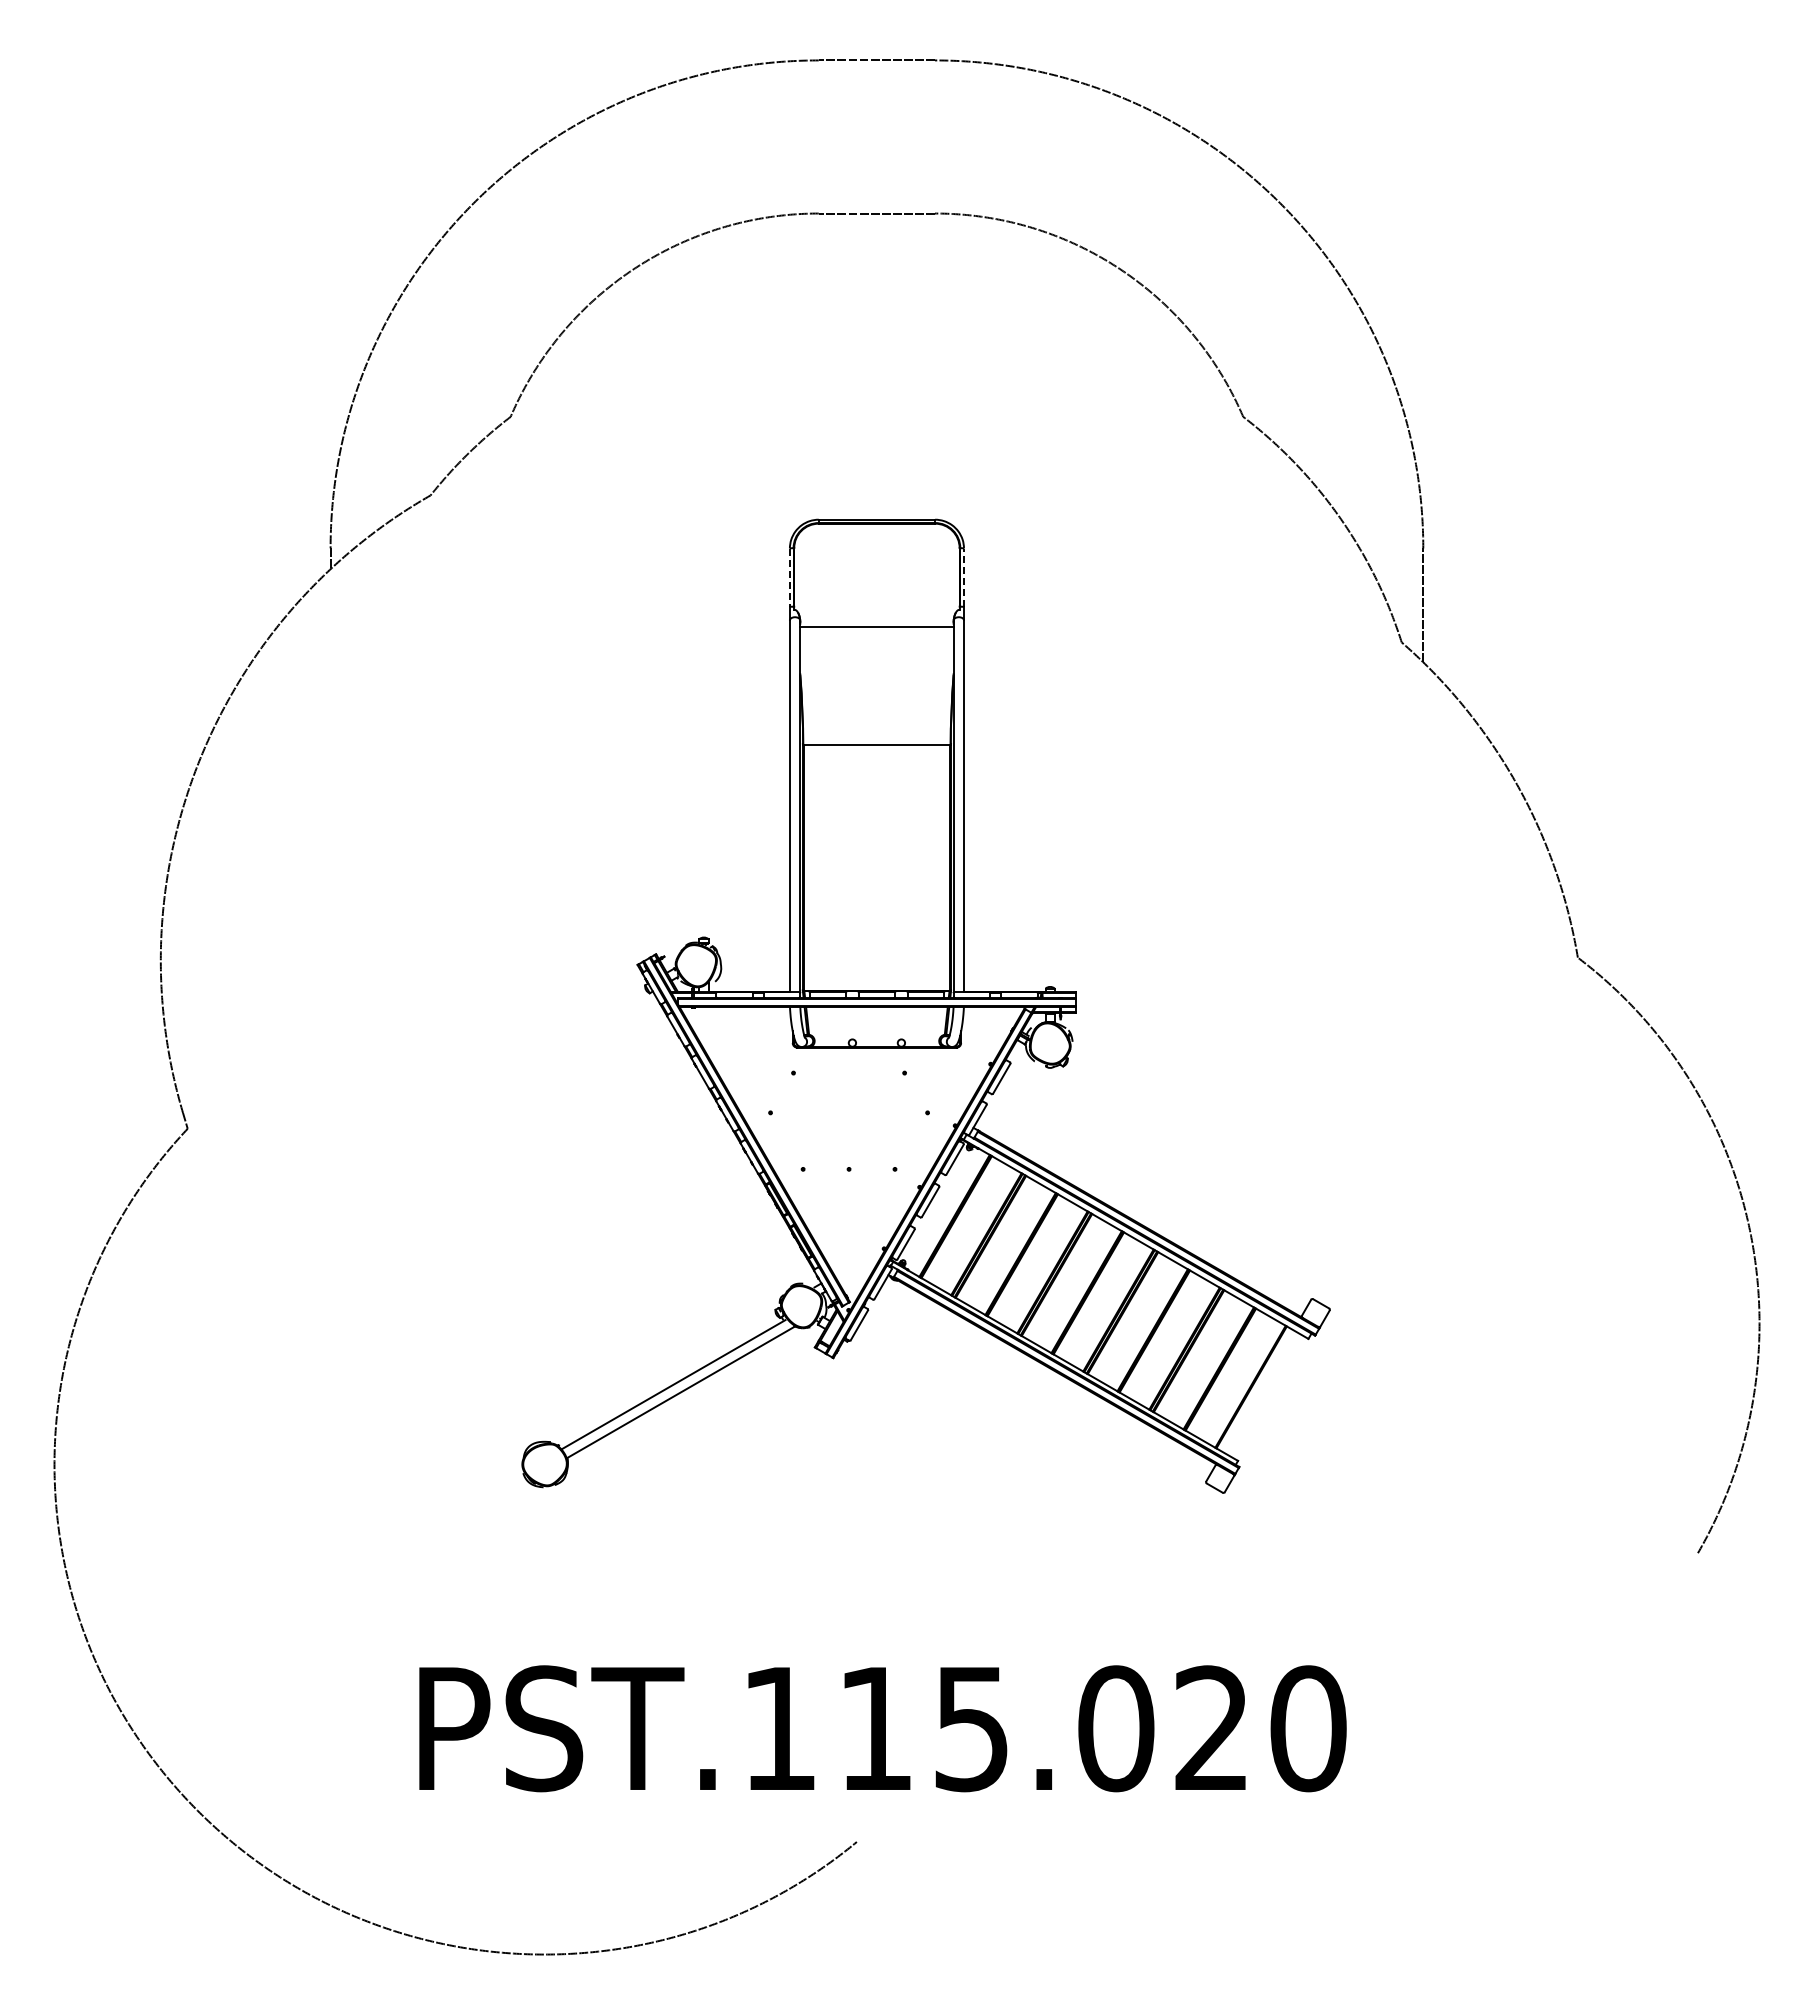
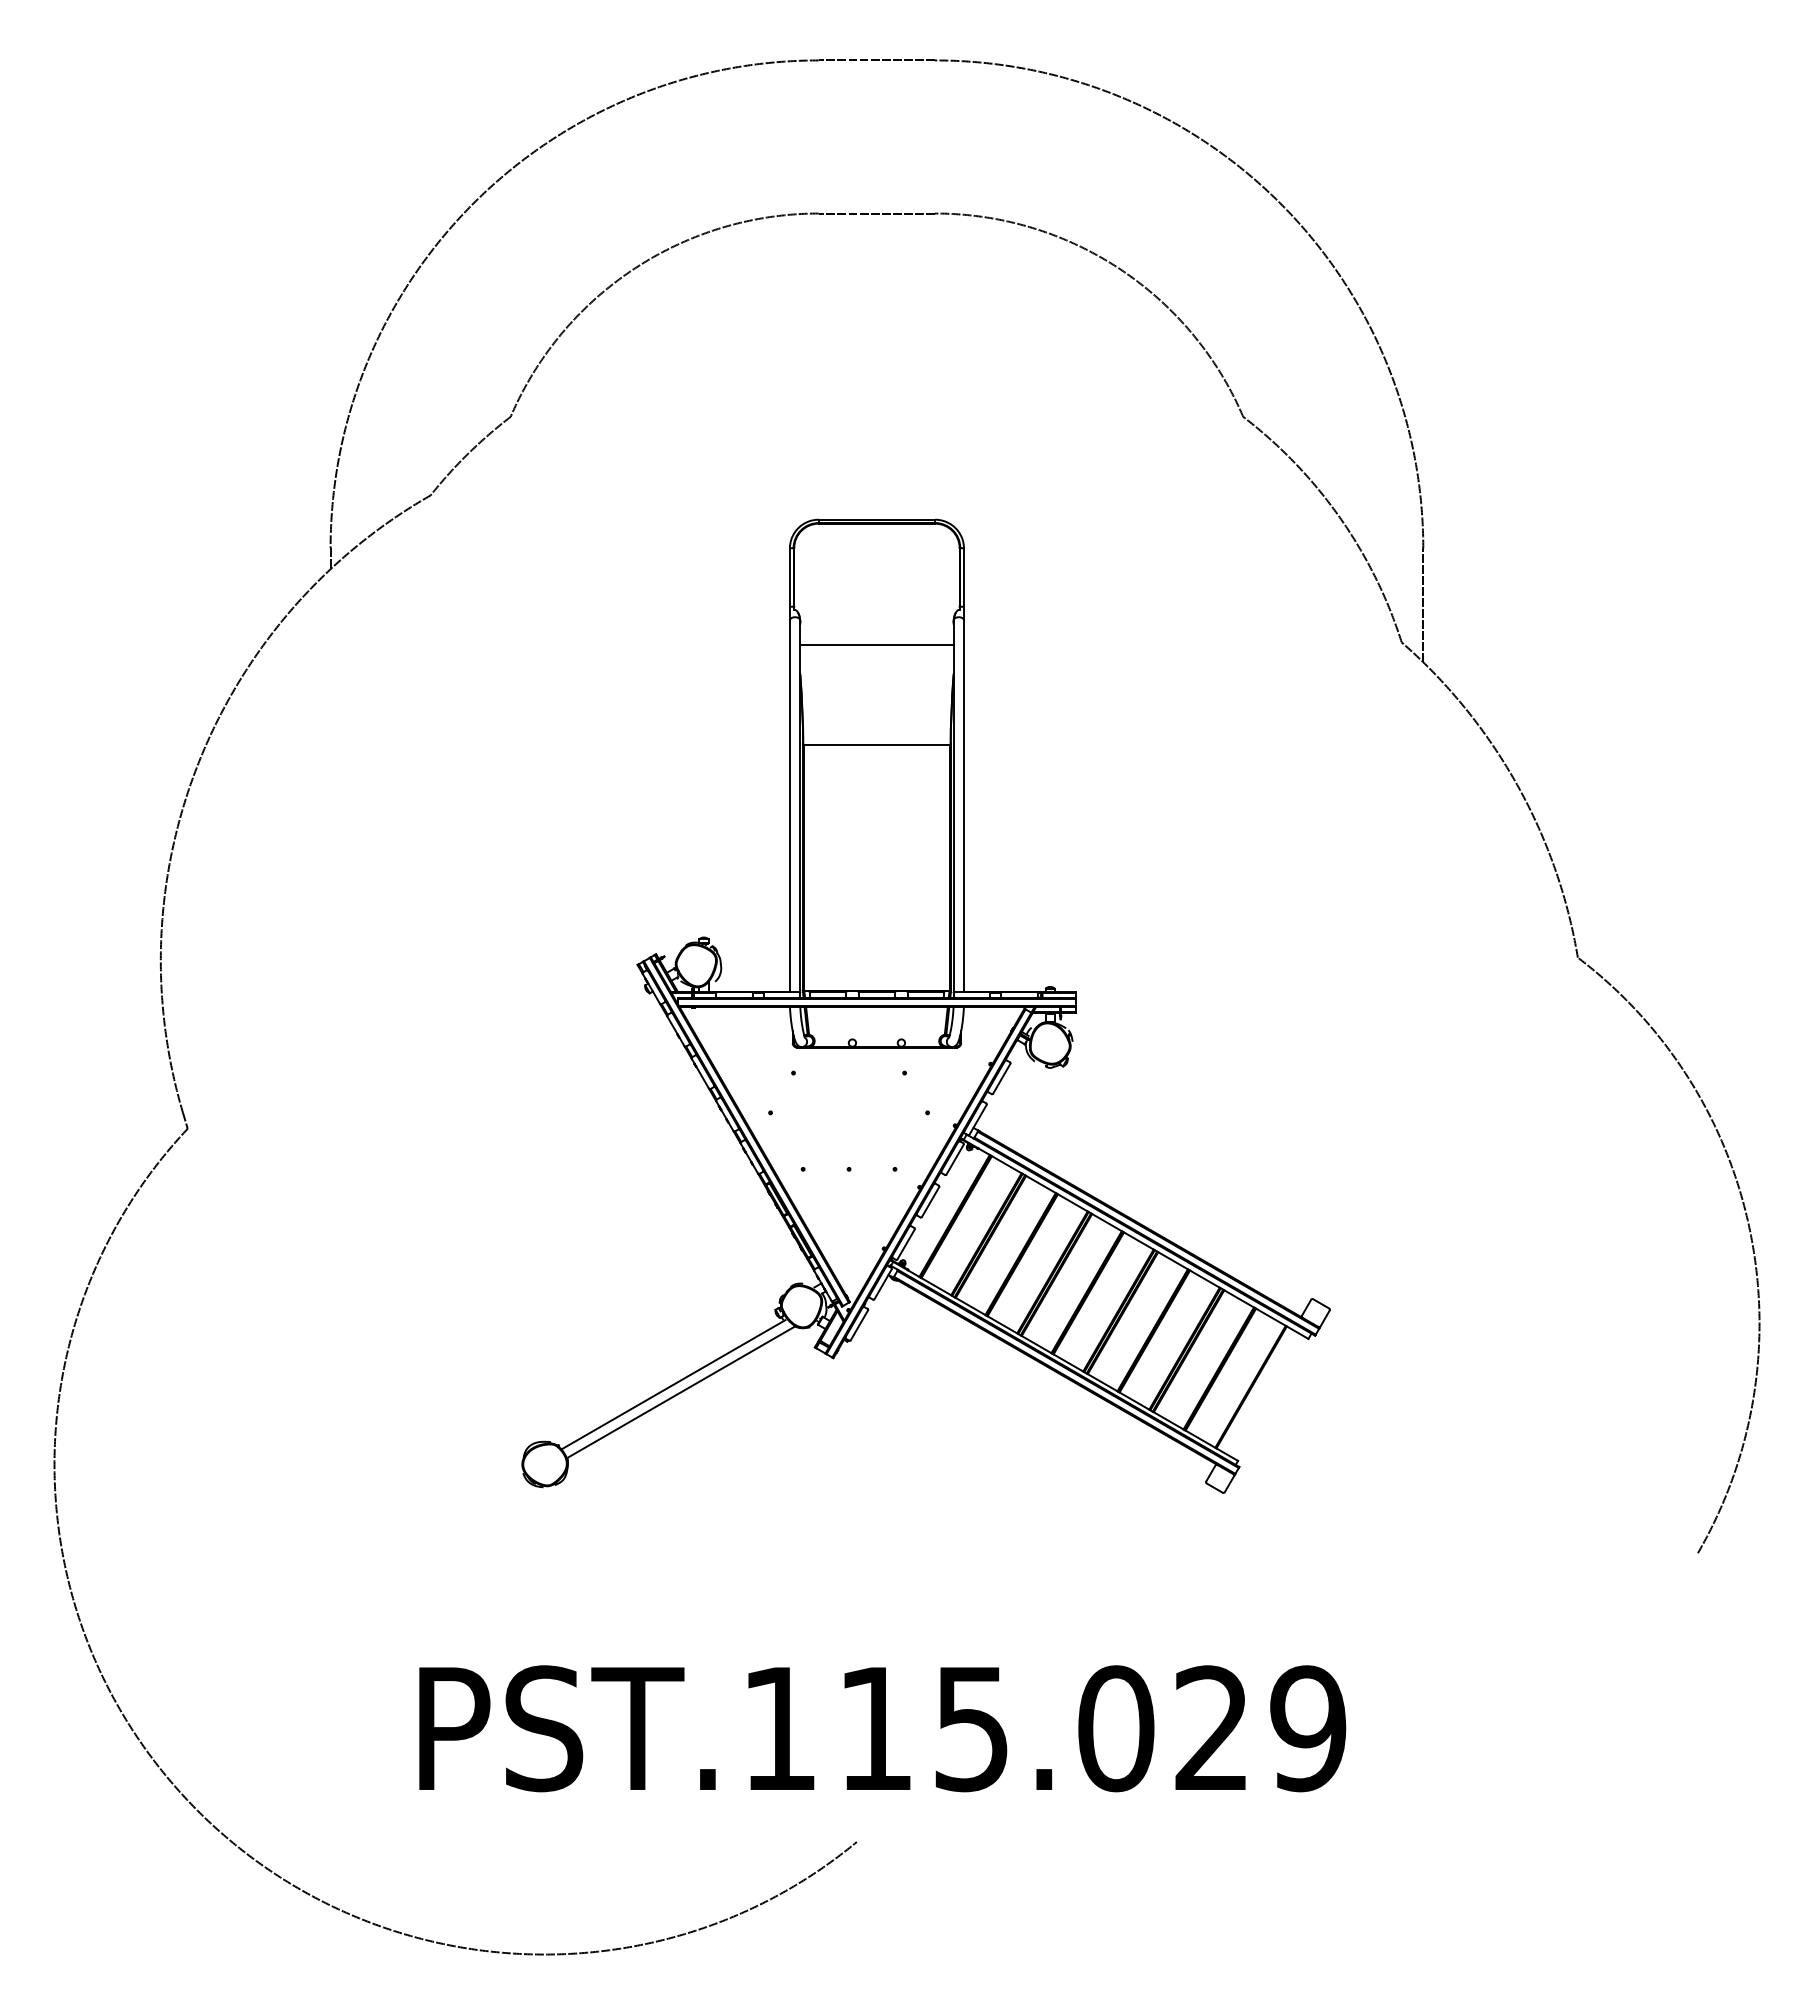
line: dashed -> solid (964, 577)
line: dashed -> solid (789, 578)
line position: (876, 626) -> (876, 644) (876, 644)
text: PST.115.020 -> PST.115.029 (1308, 1728)
